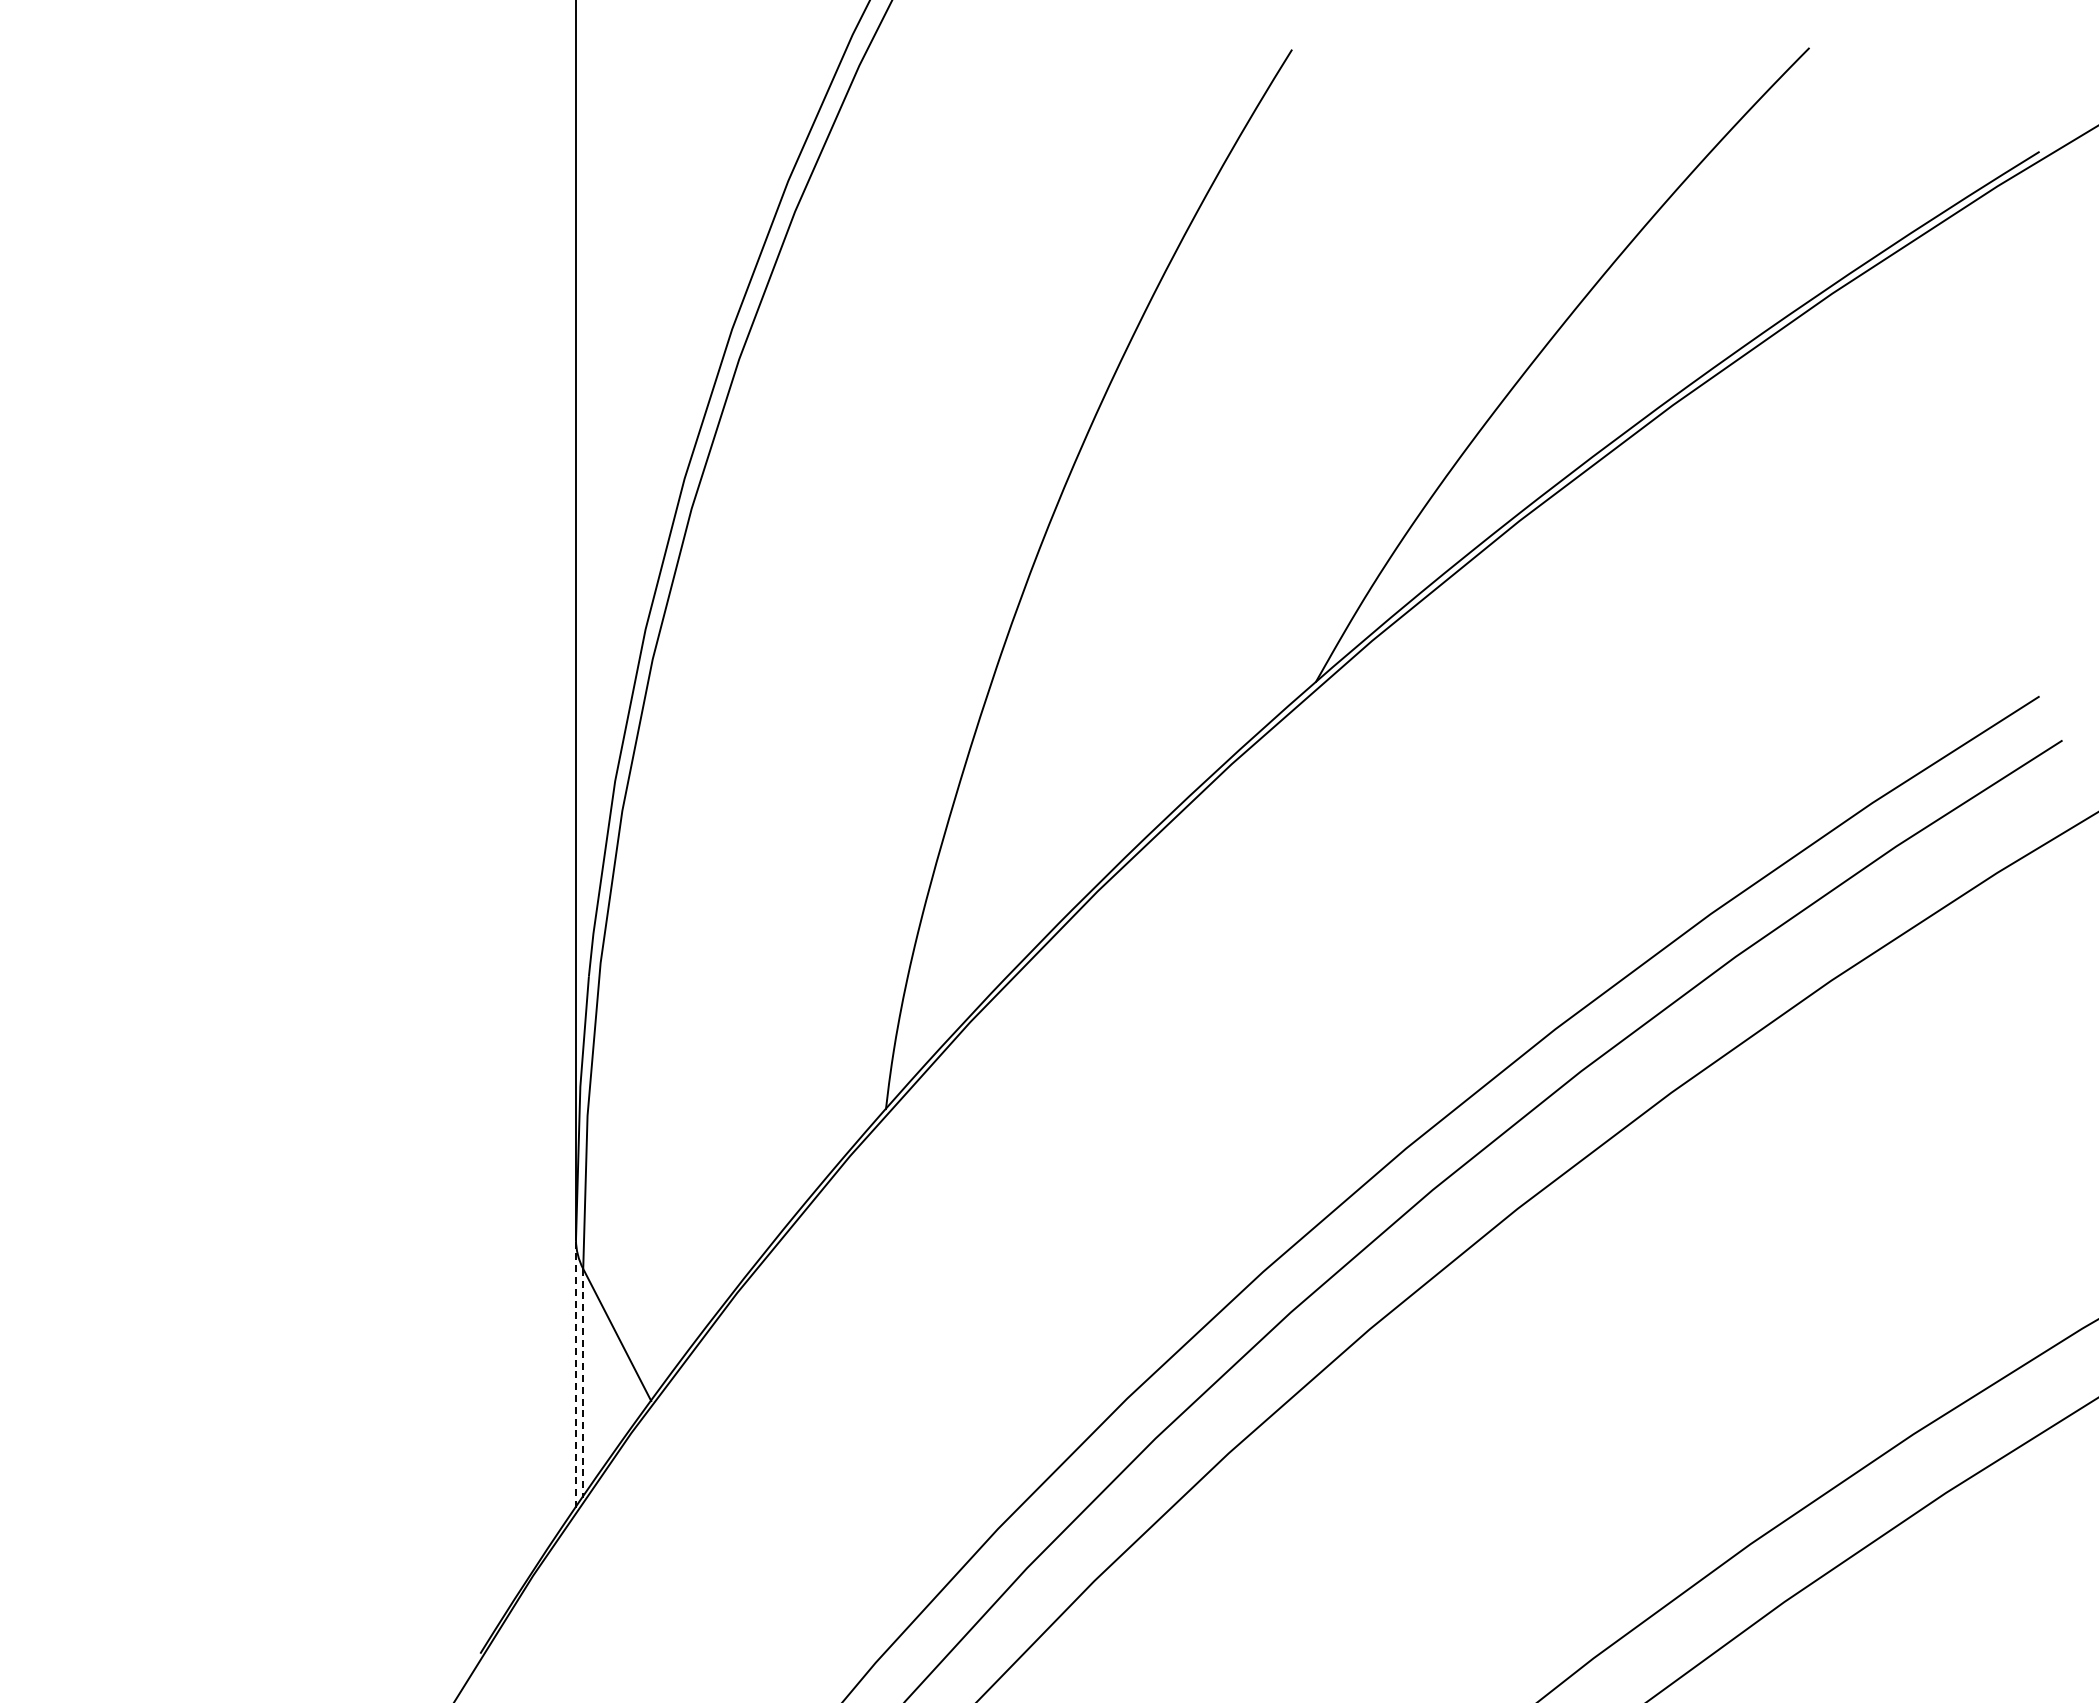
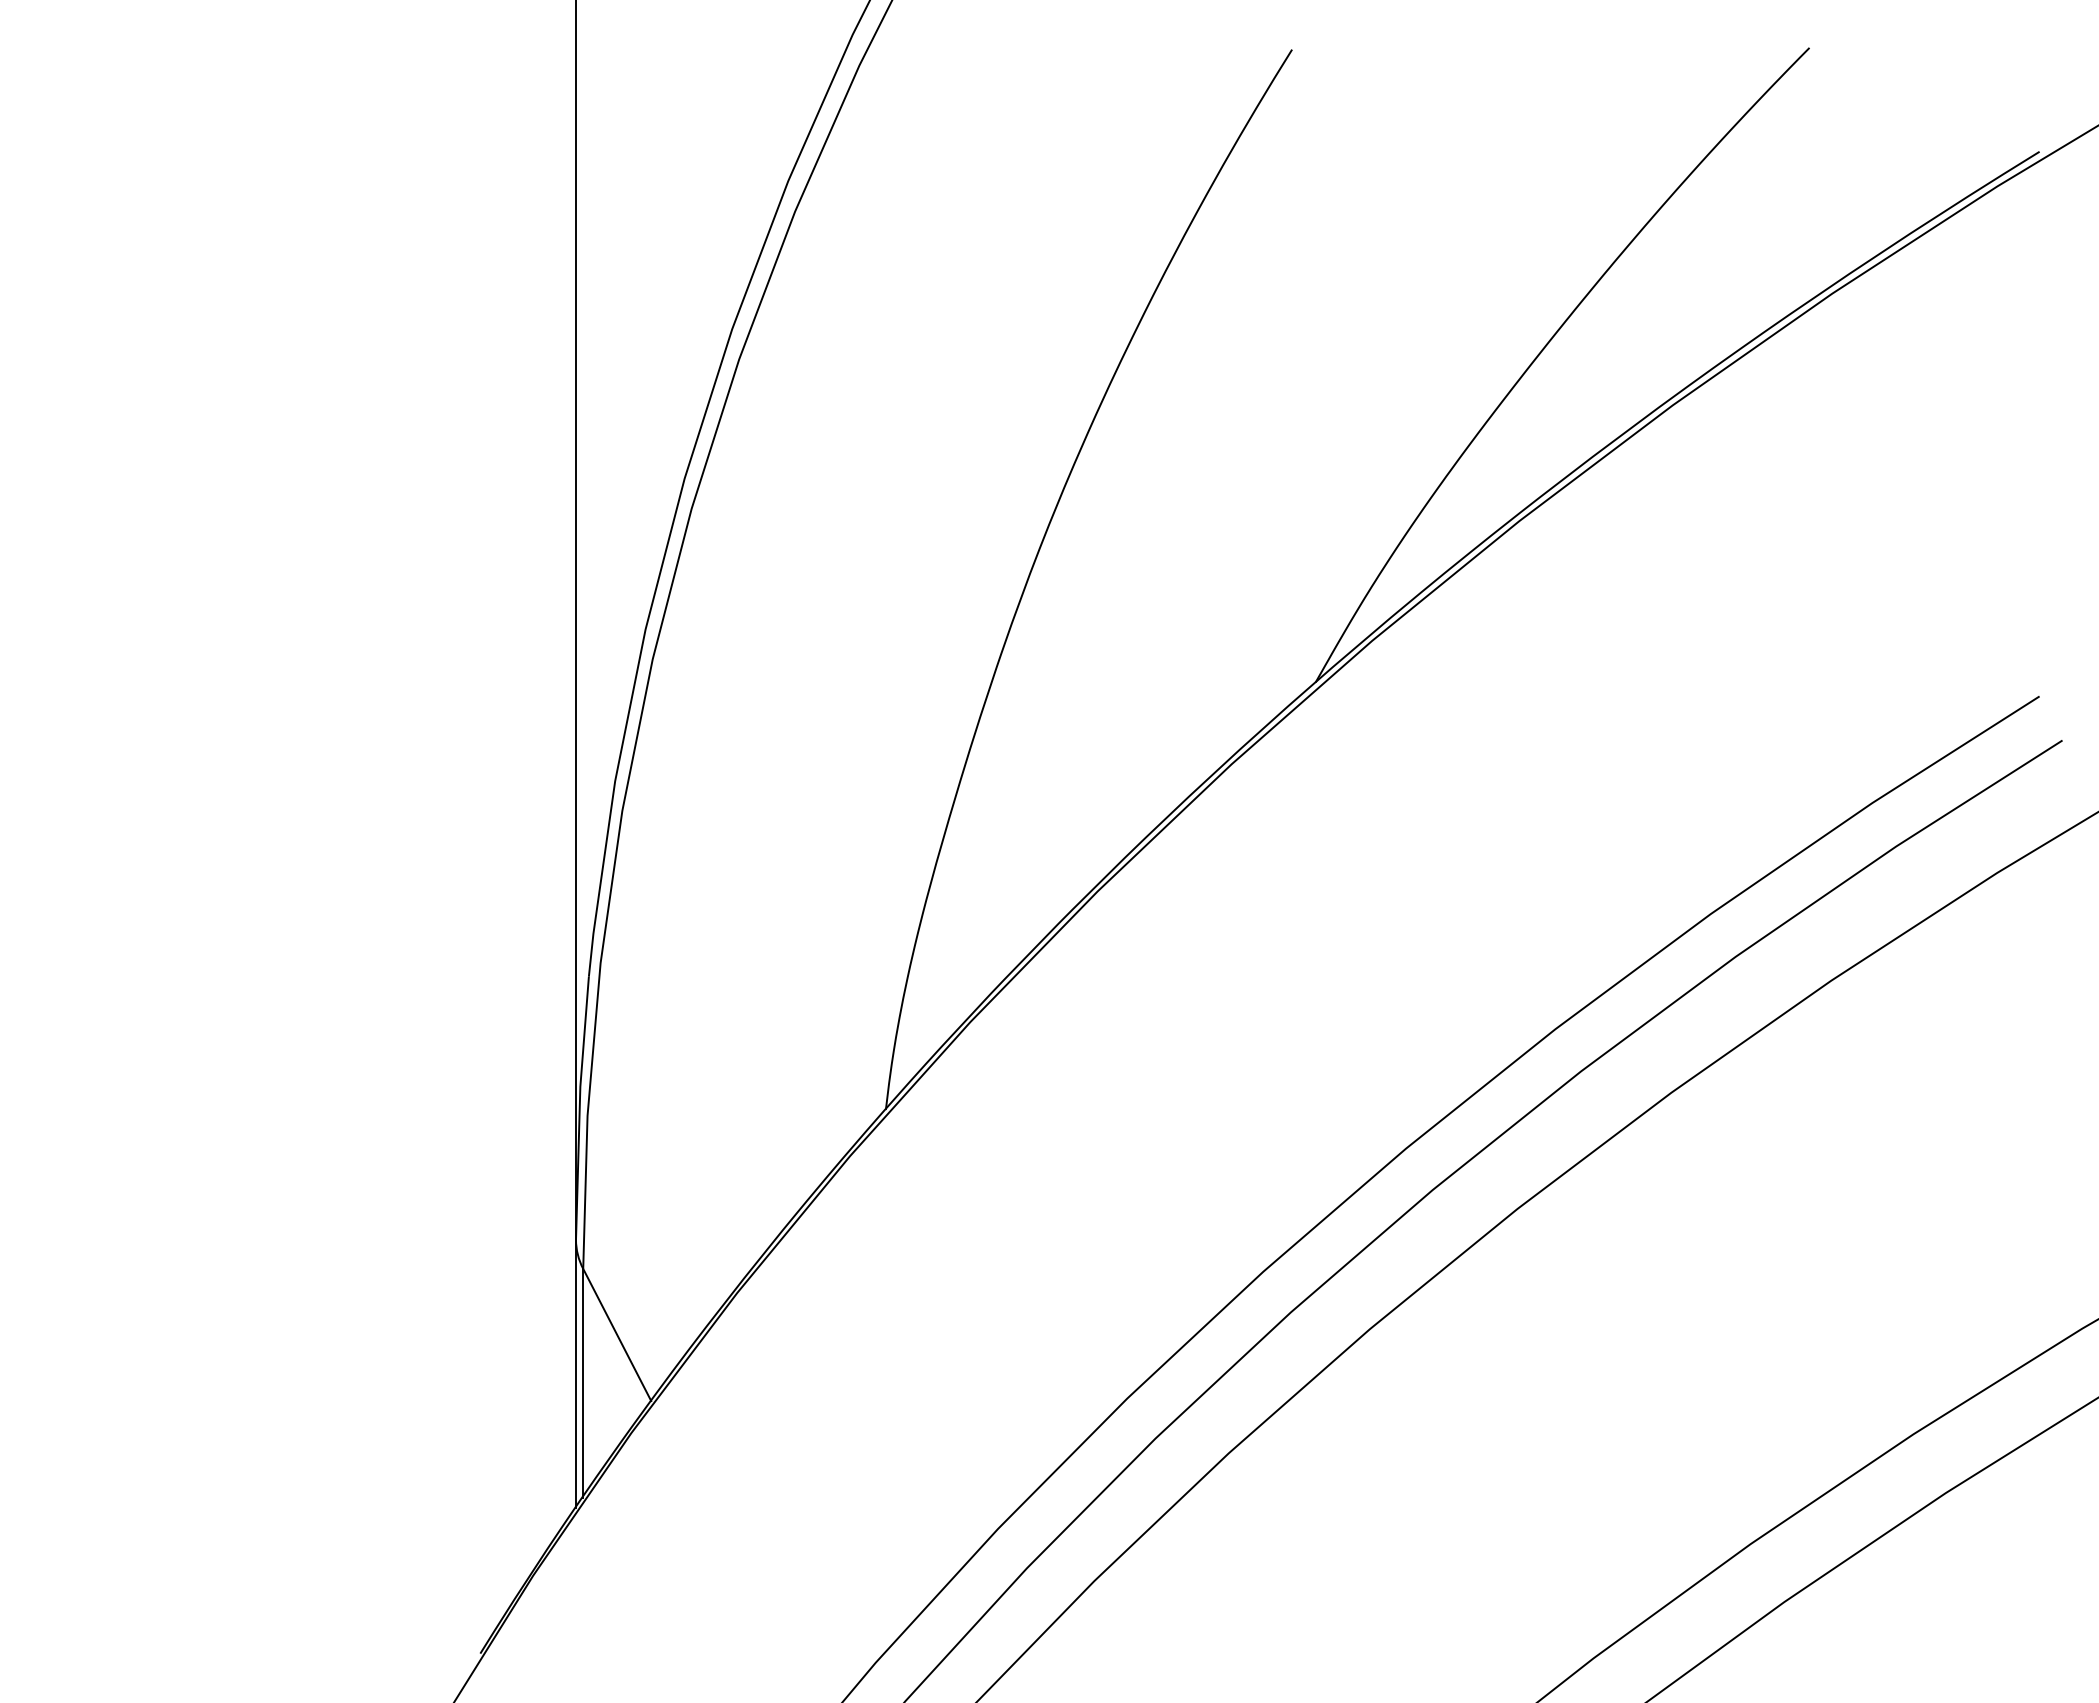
line: dashed -> solid (576, 1373)
line: dashed -> solid (583, 1383)
